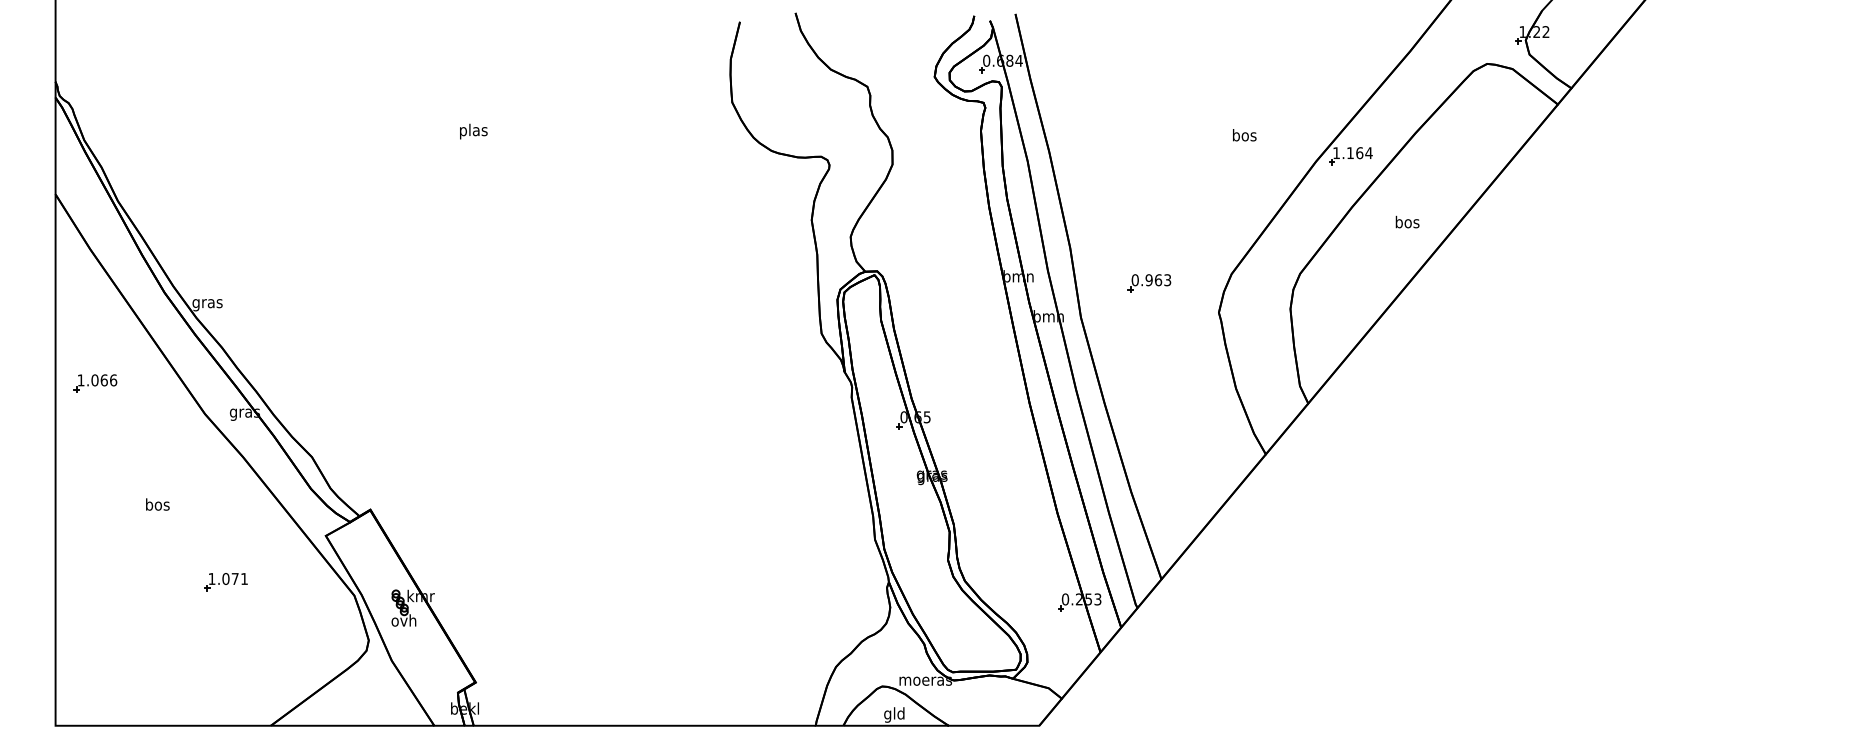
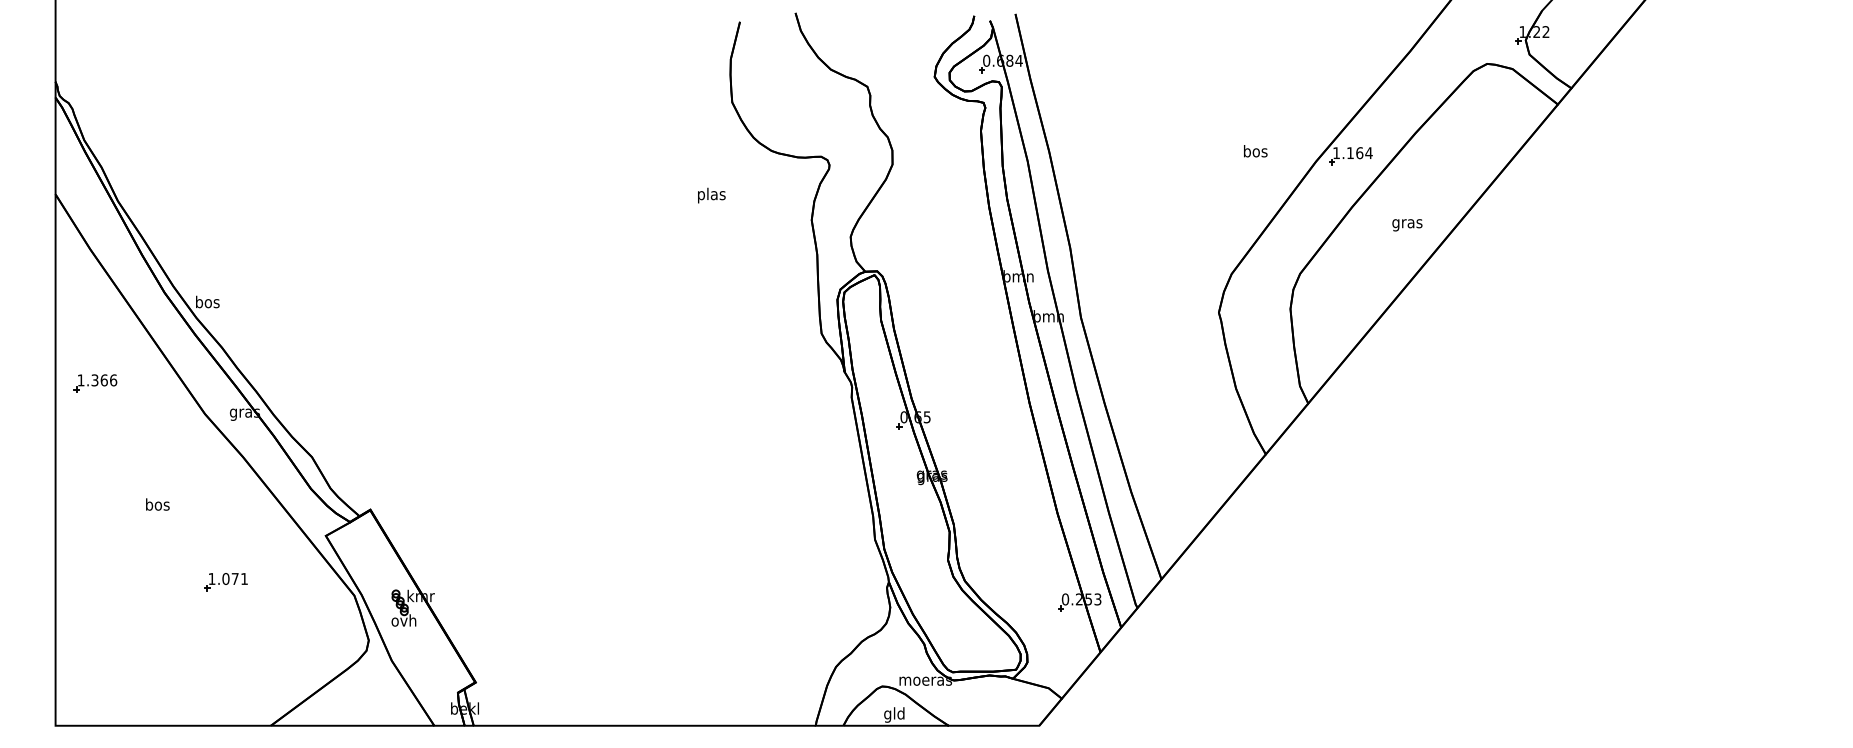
text position: (473, 131) -> (711, 195) (711, 195)
text position: (1244, 135) -> (1255, 151) (1255, 151)
text: bos -> gras (1407, 223)
part: present -> none (1149, 283)
text: gras -> bos (207, 303)
text: 1.066 -> 1.366 (94, 380)
